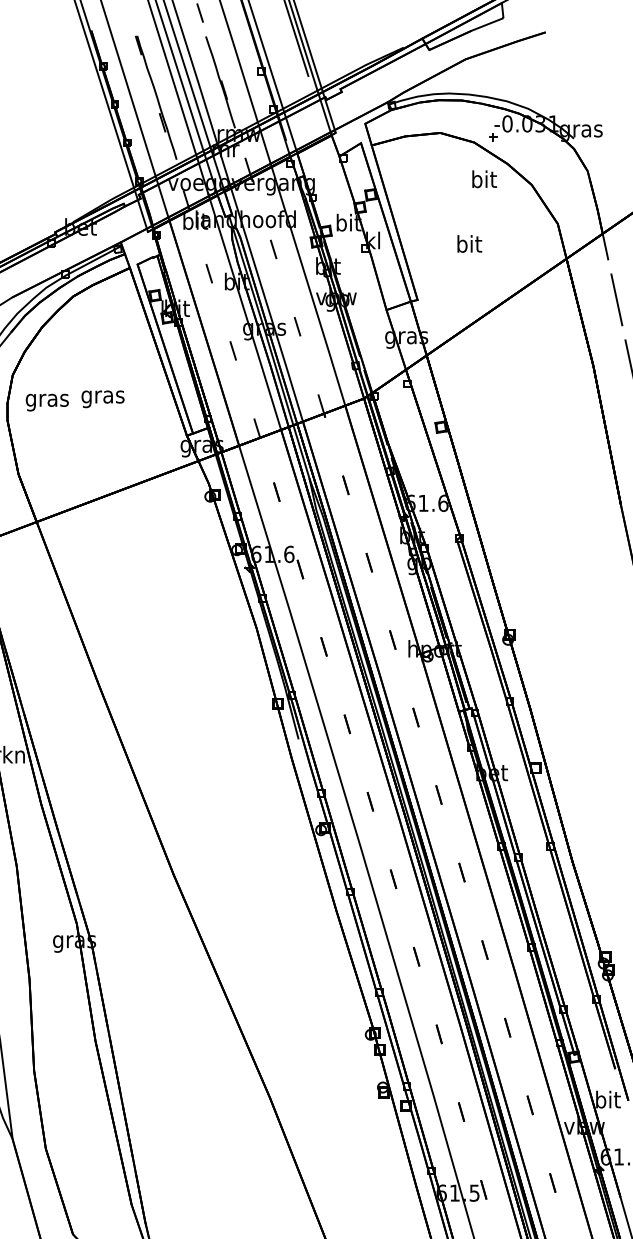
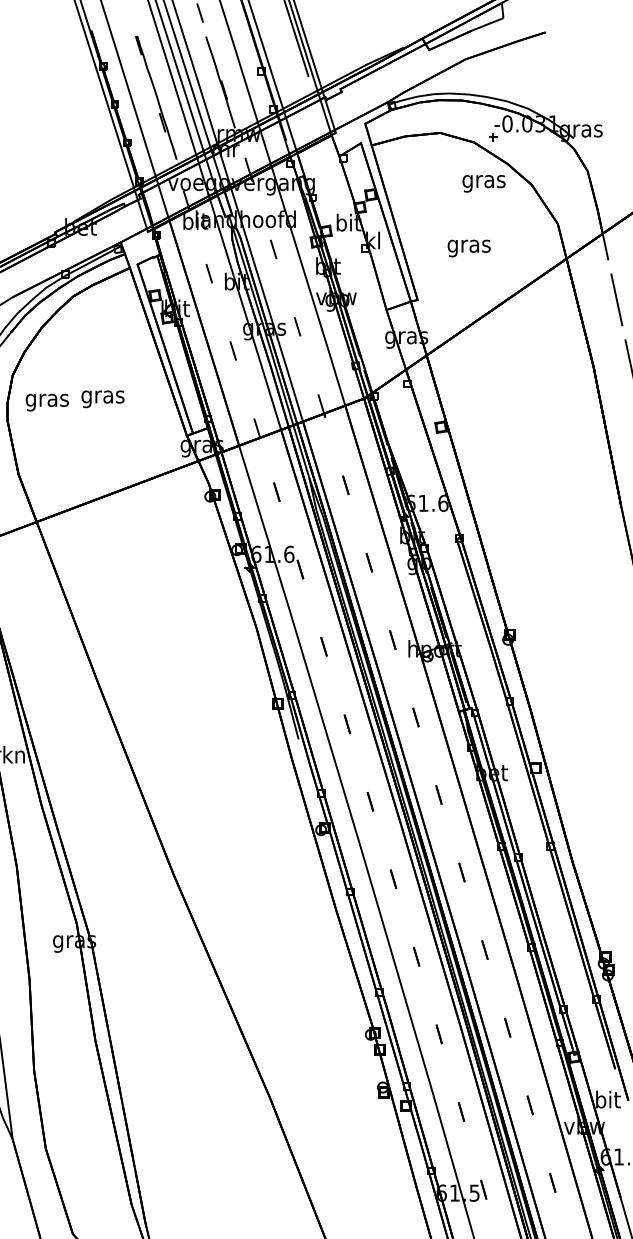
text: bit -> gras (483, 181)
text: bit -> gras (468, 246)
